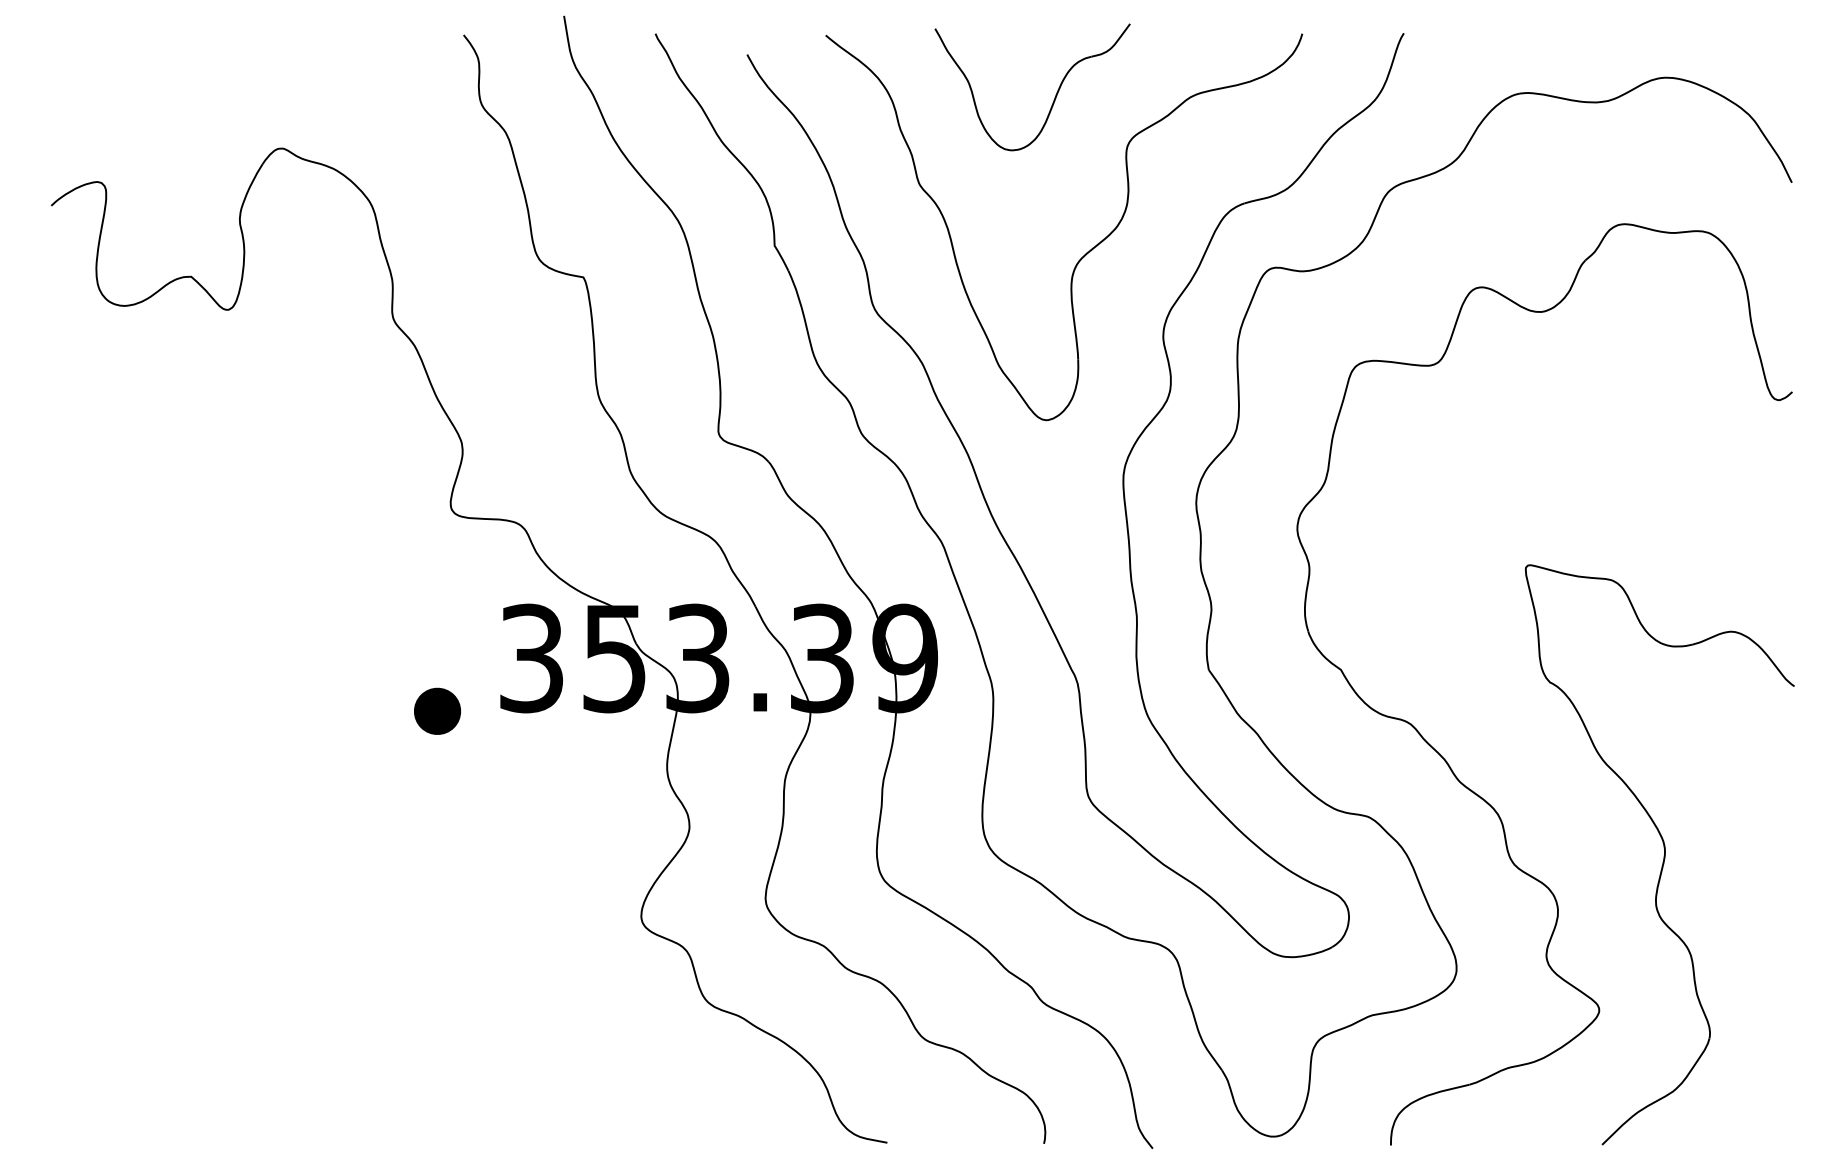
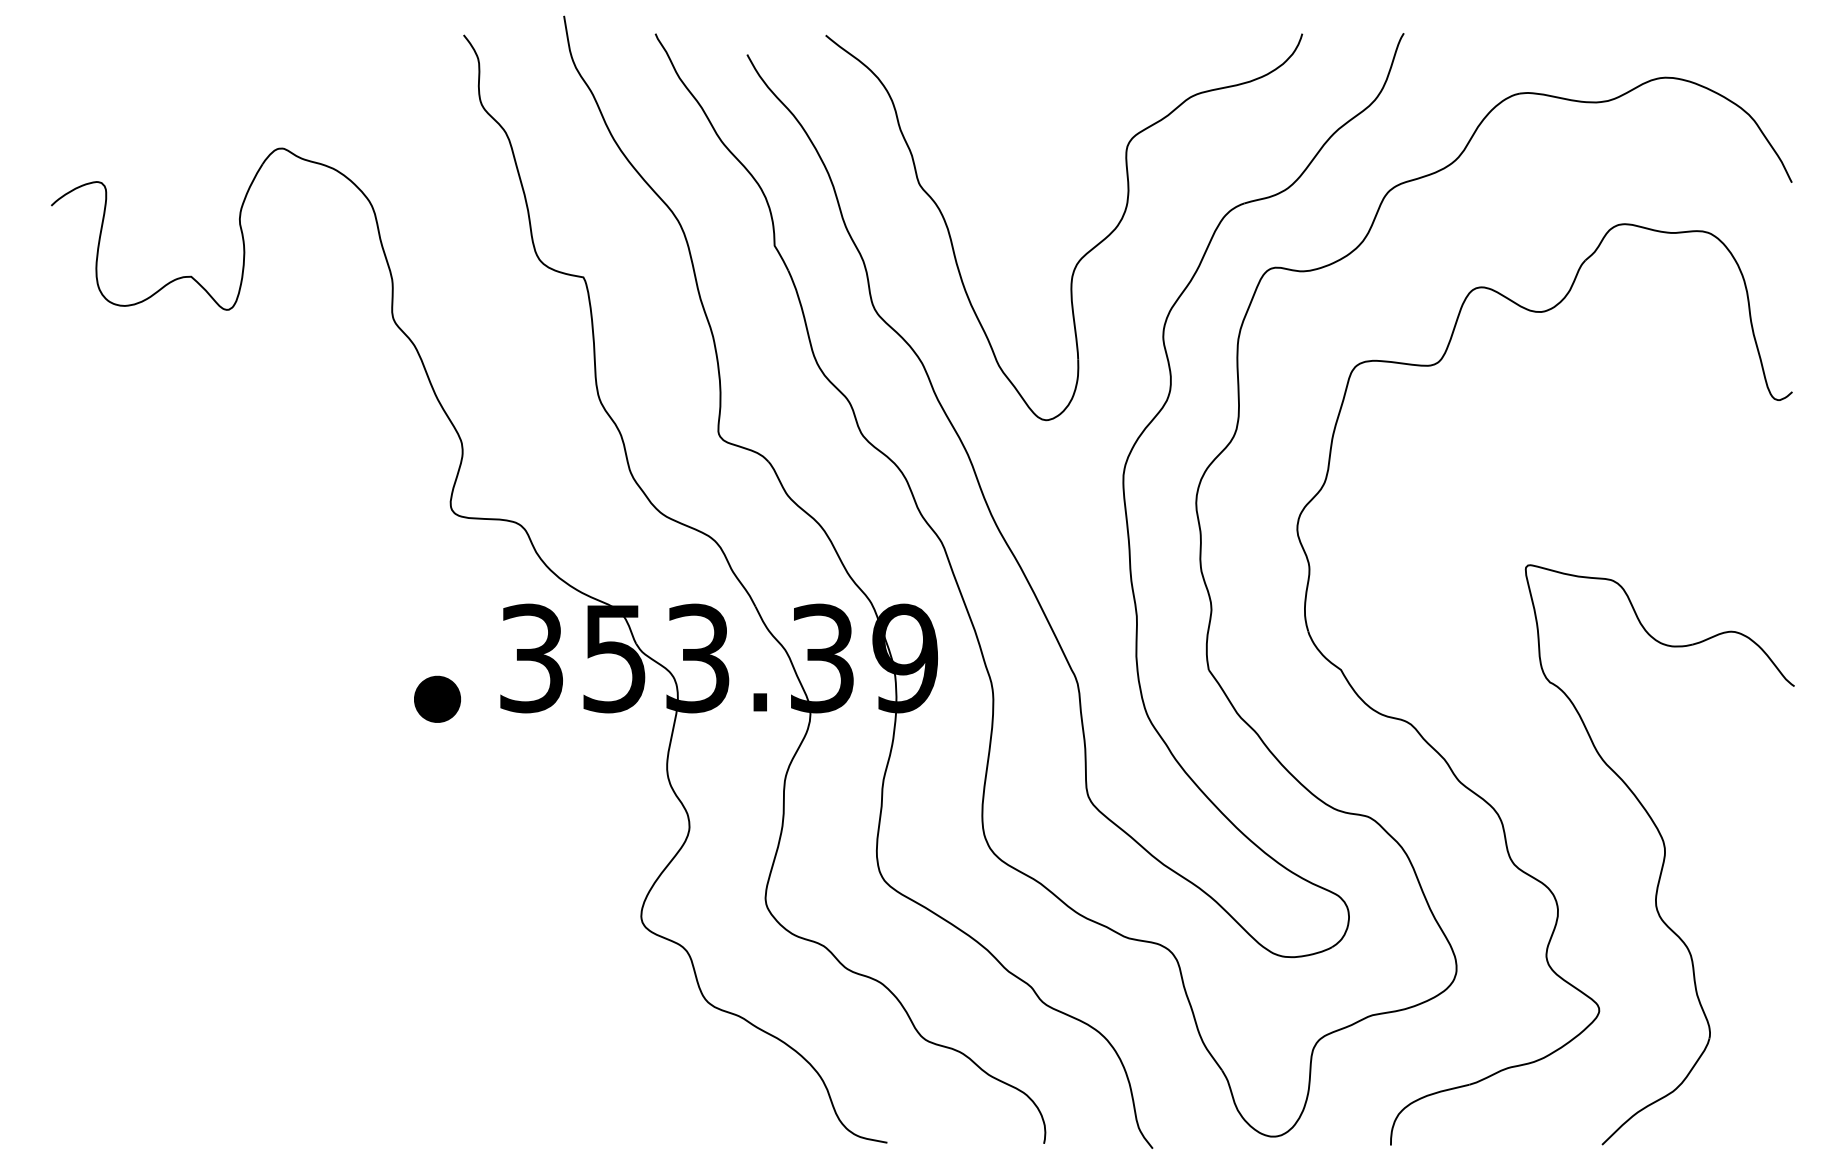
part: present -> none (1055, 94)
part position: (437, 710) -> (437, 698) (437, 698)
